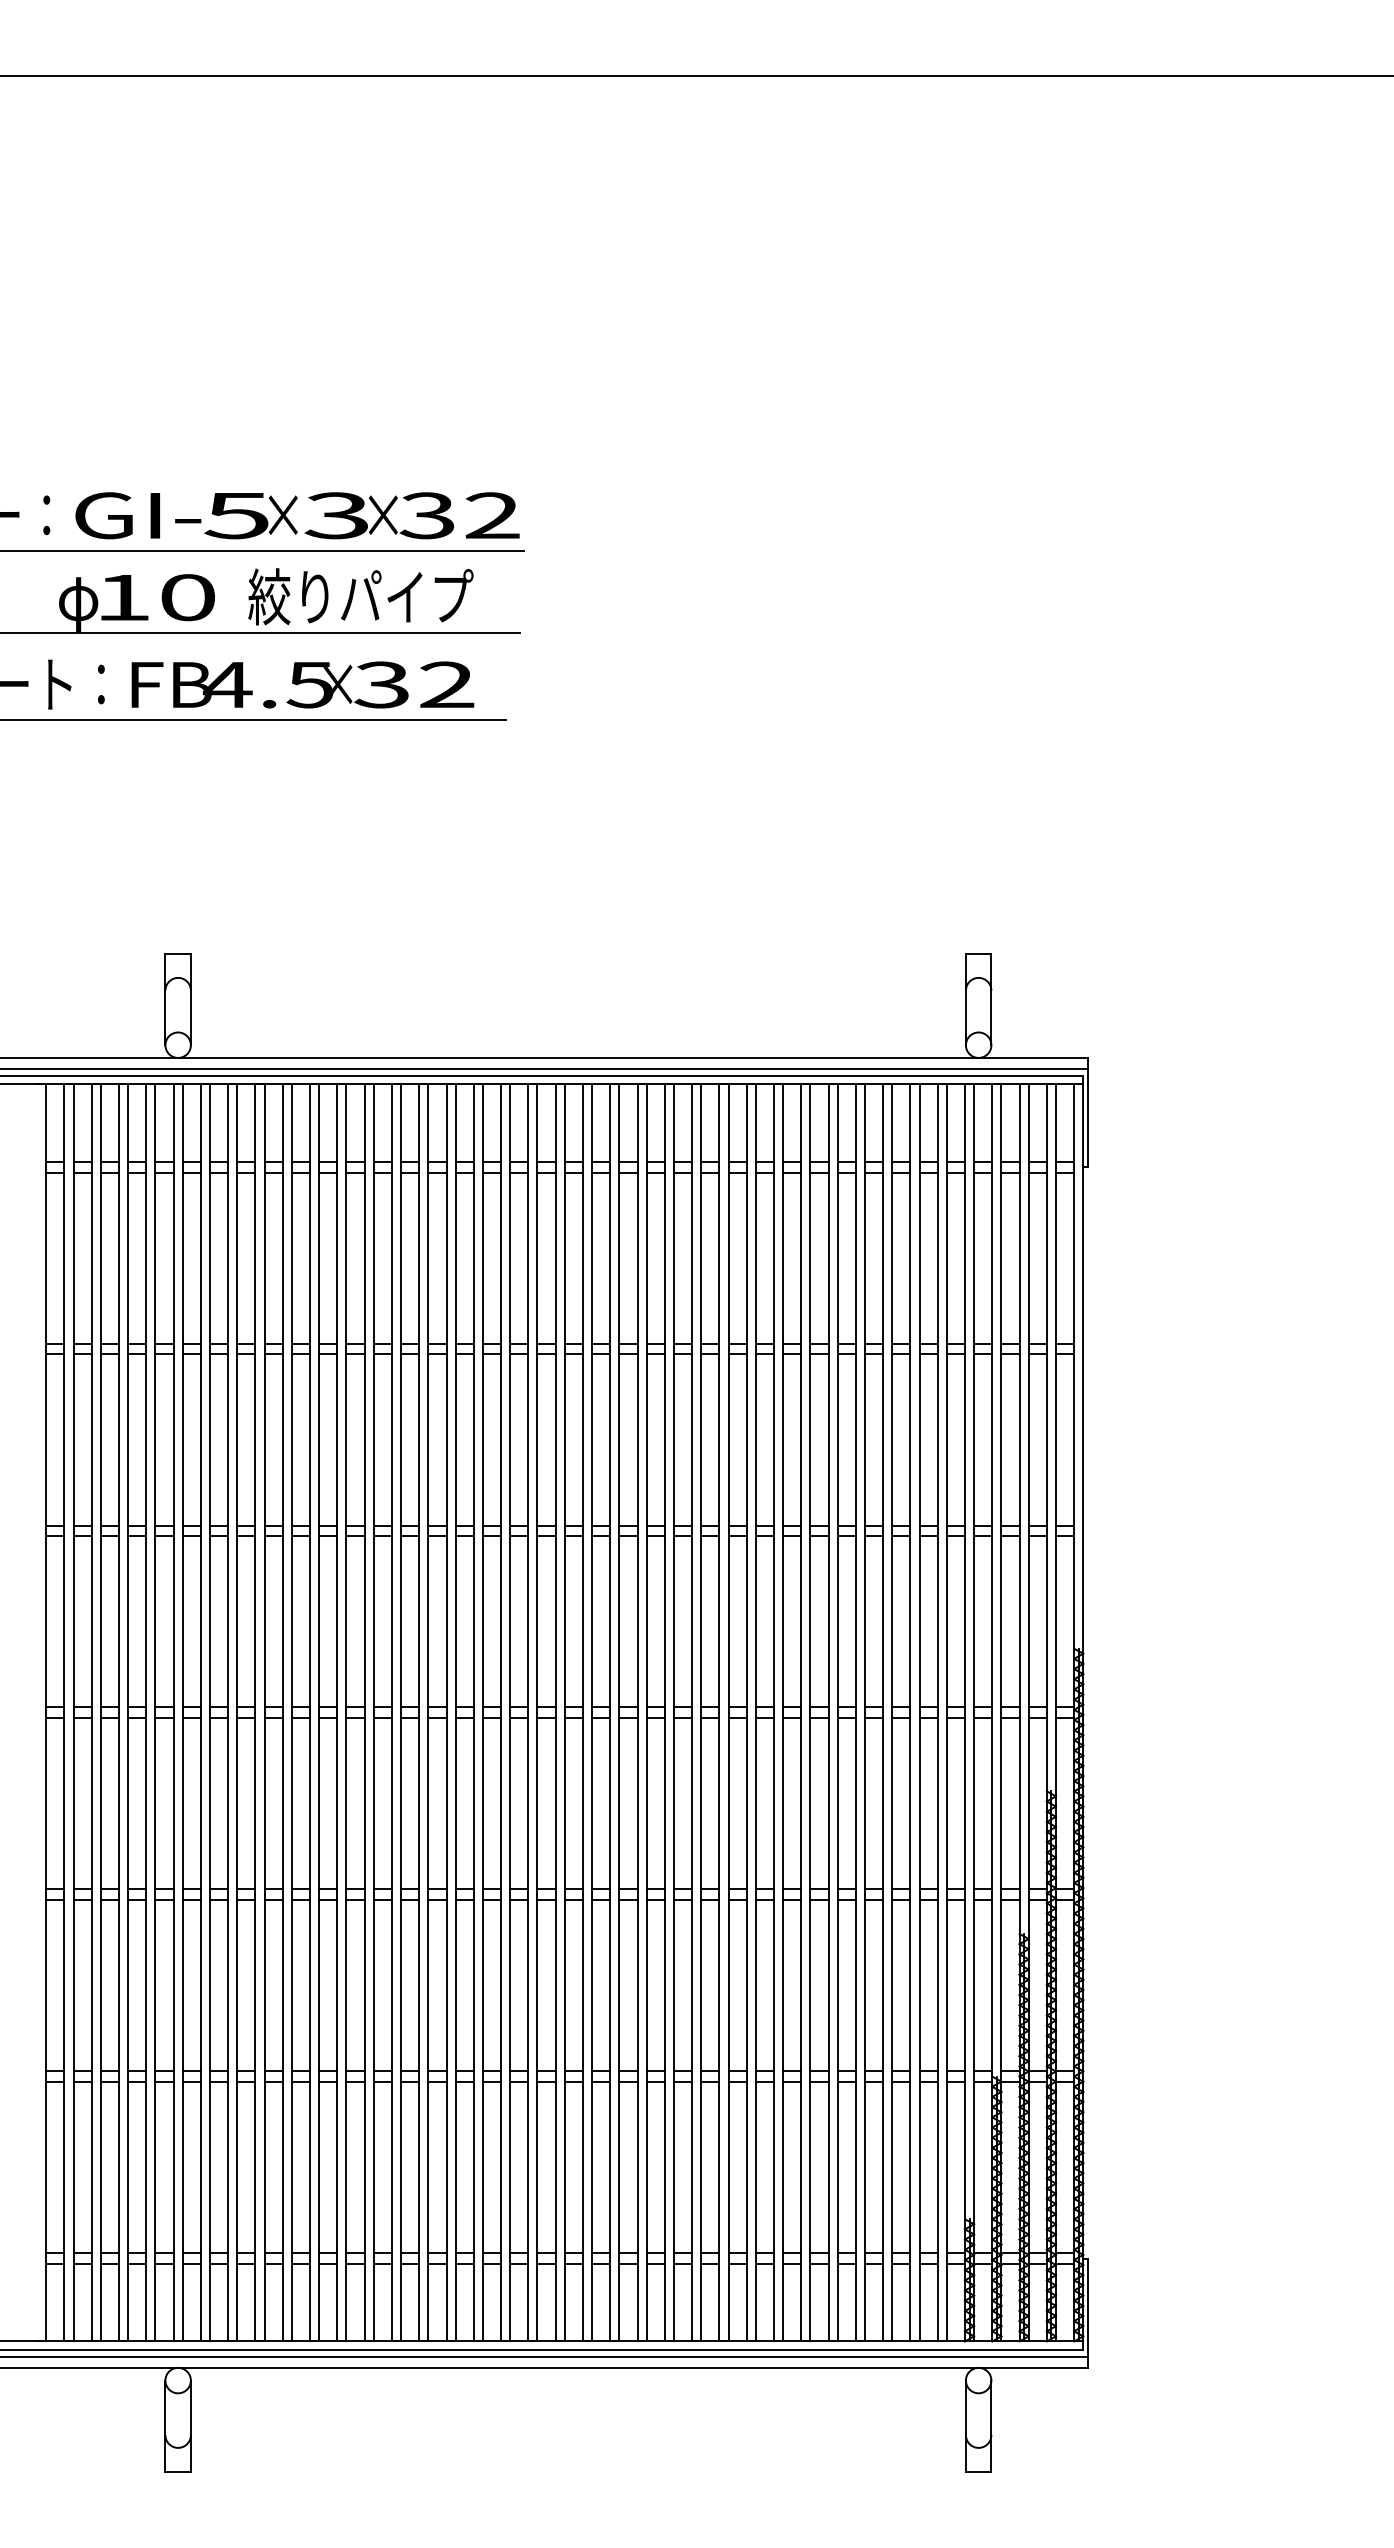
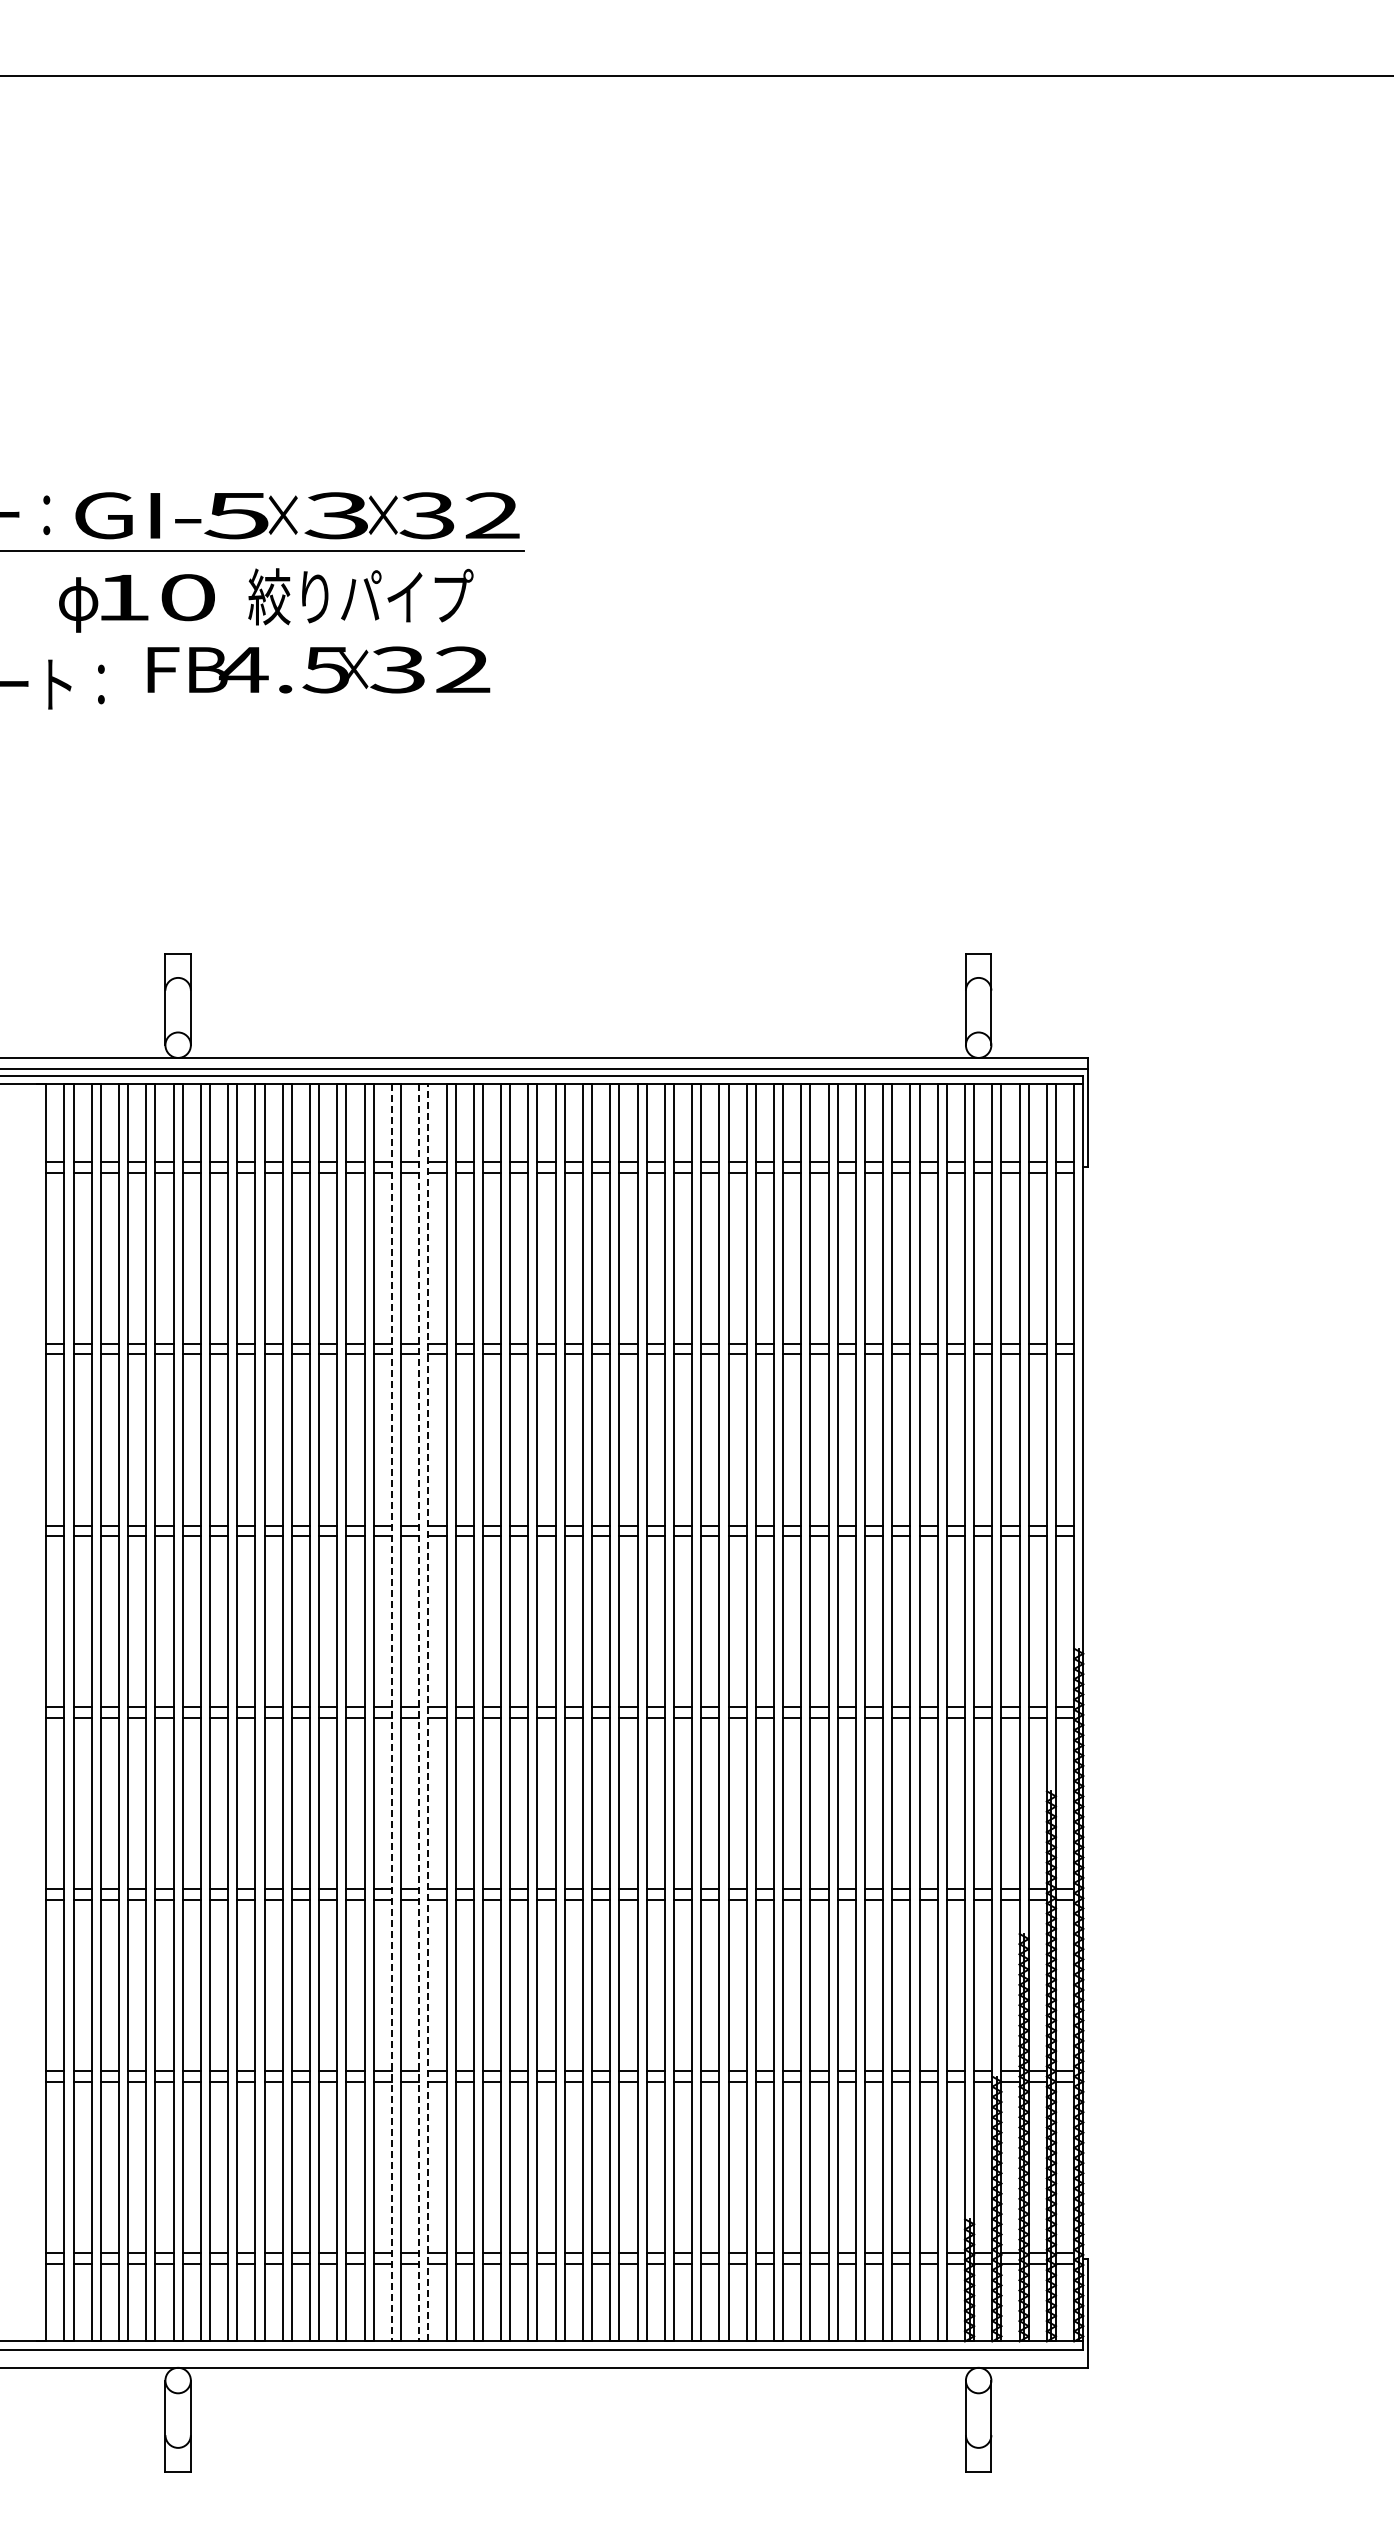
line: present -> none (260, 633)
text position: (302, 684) -> (318, 669) (318, 669)
line: present -> none (254, 720)
line: solid -> dashed (391, 1712)
line: solid -> dashed (419, 1712)
line: solid -> dashed (428, 1712)
line: present -> none (544, 2356)
